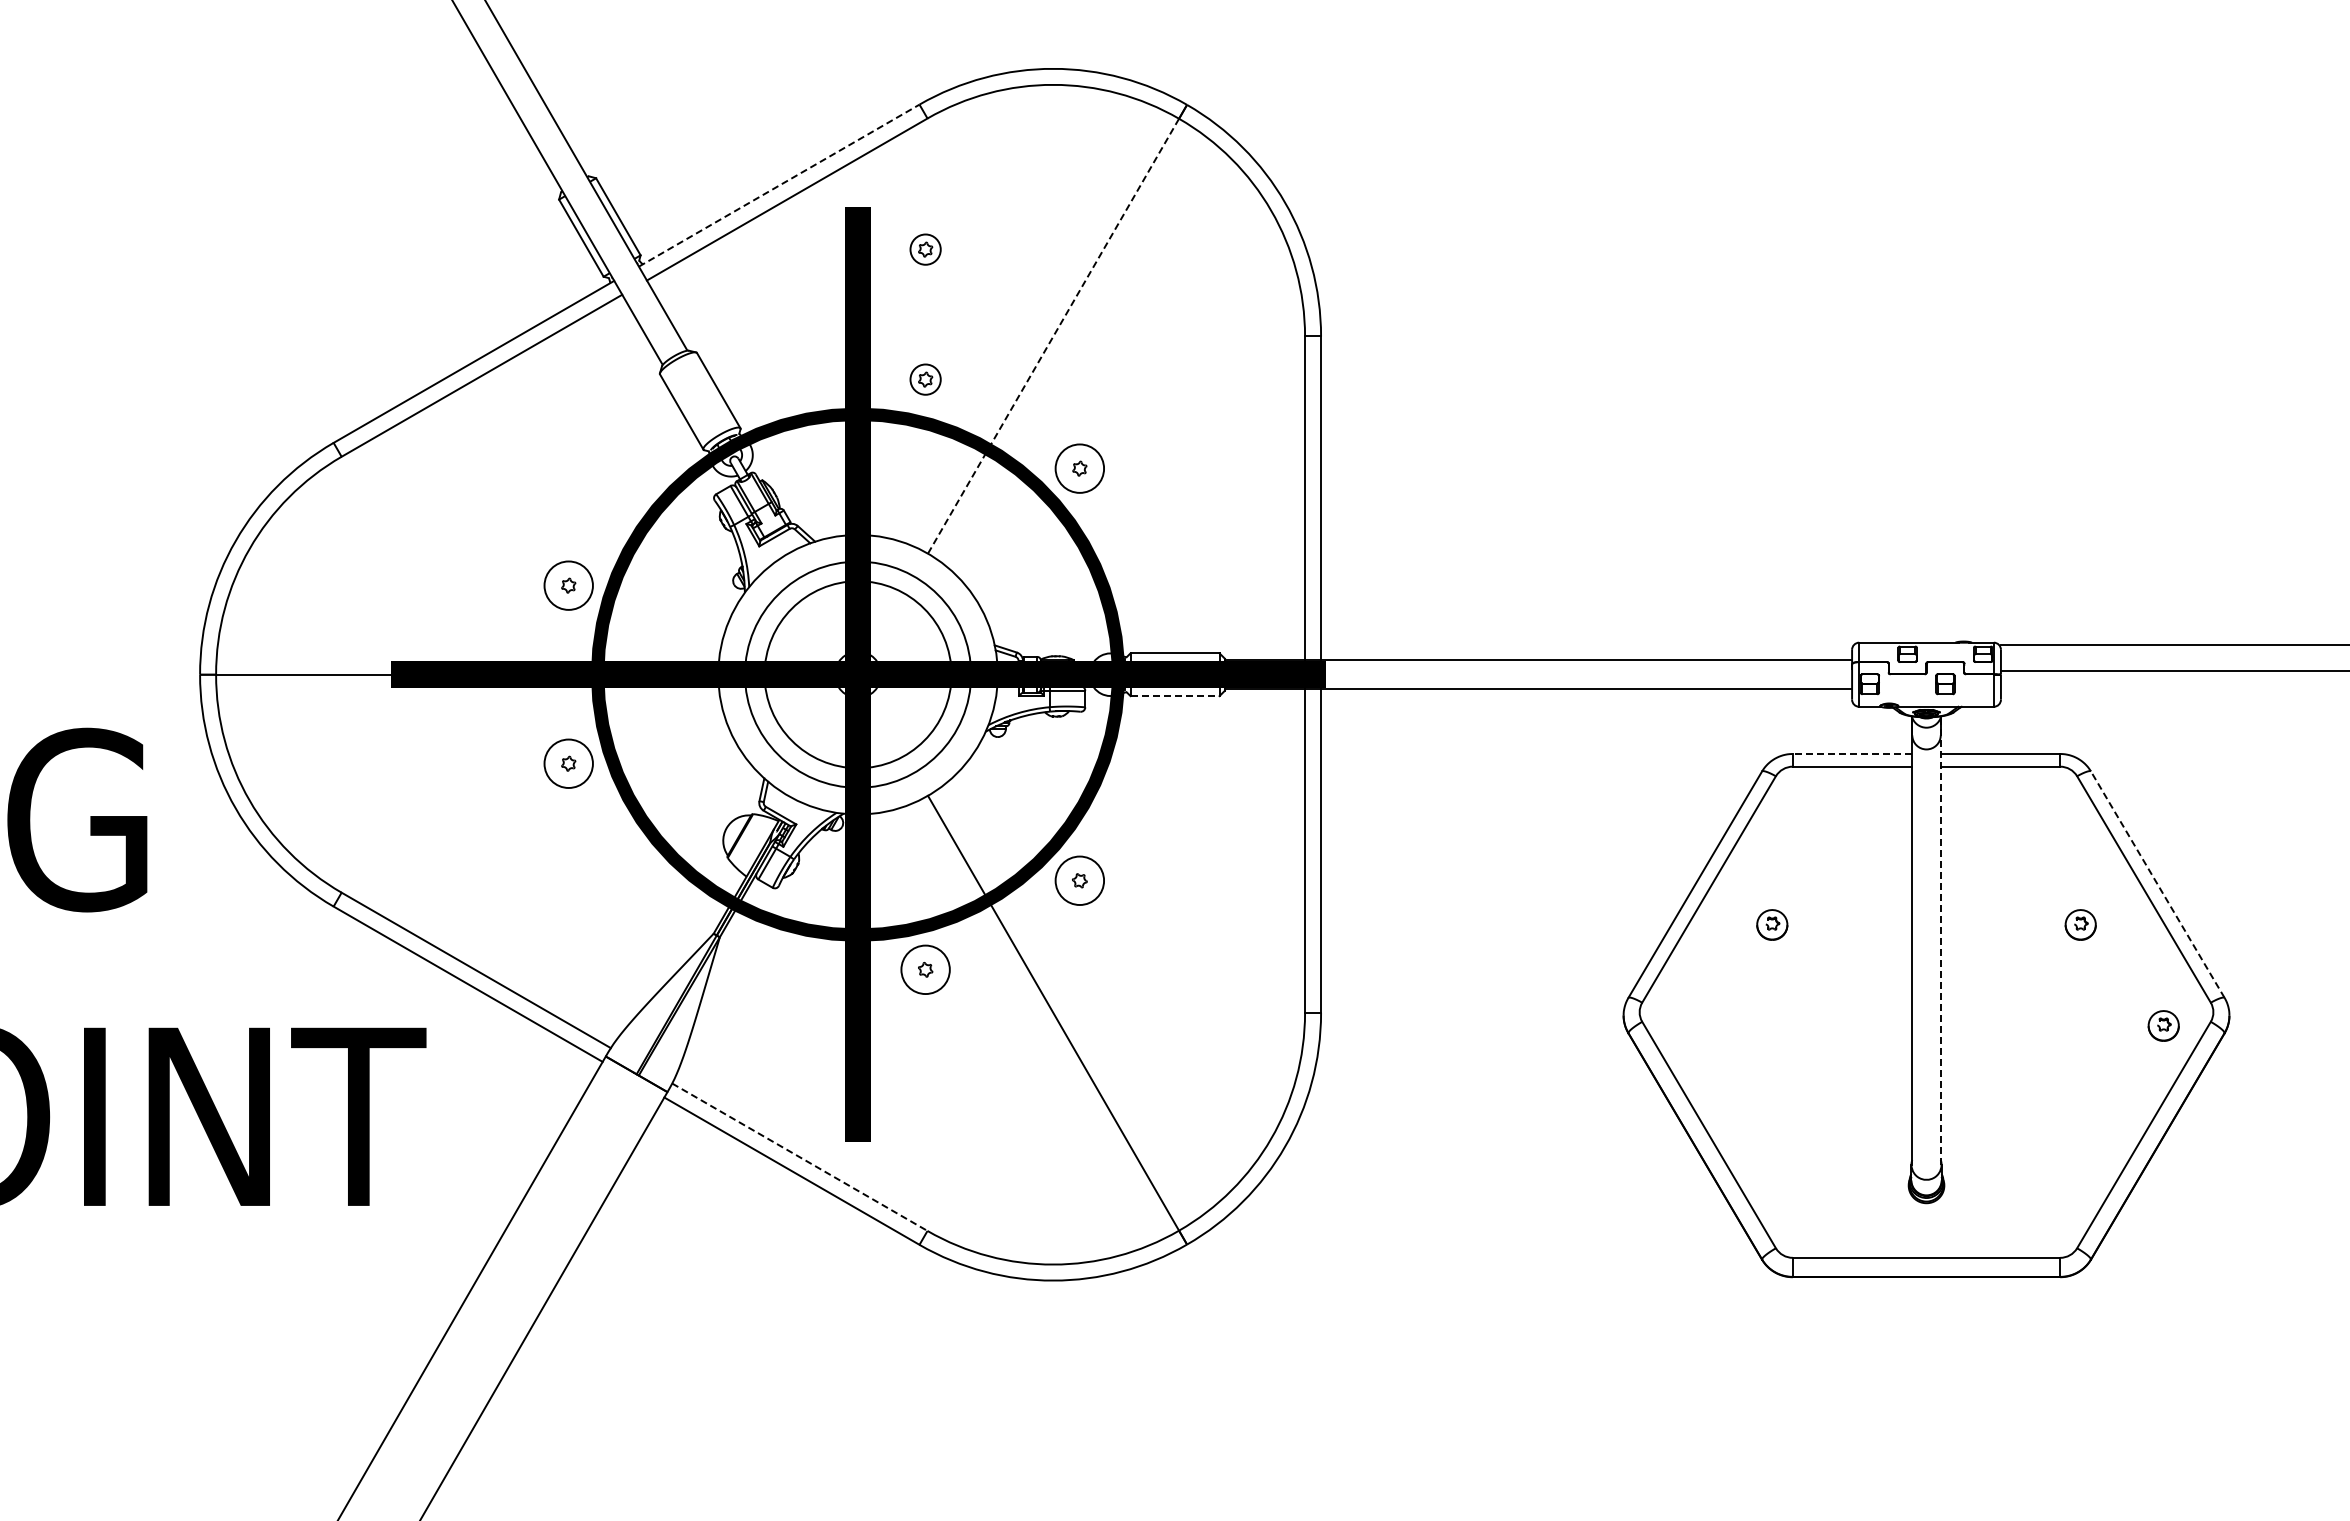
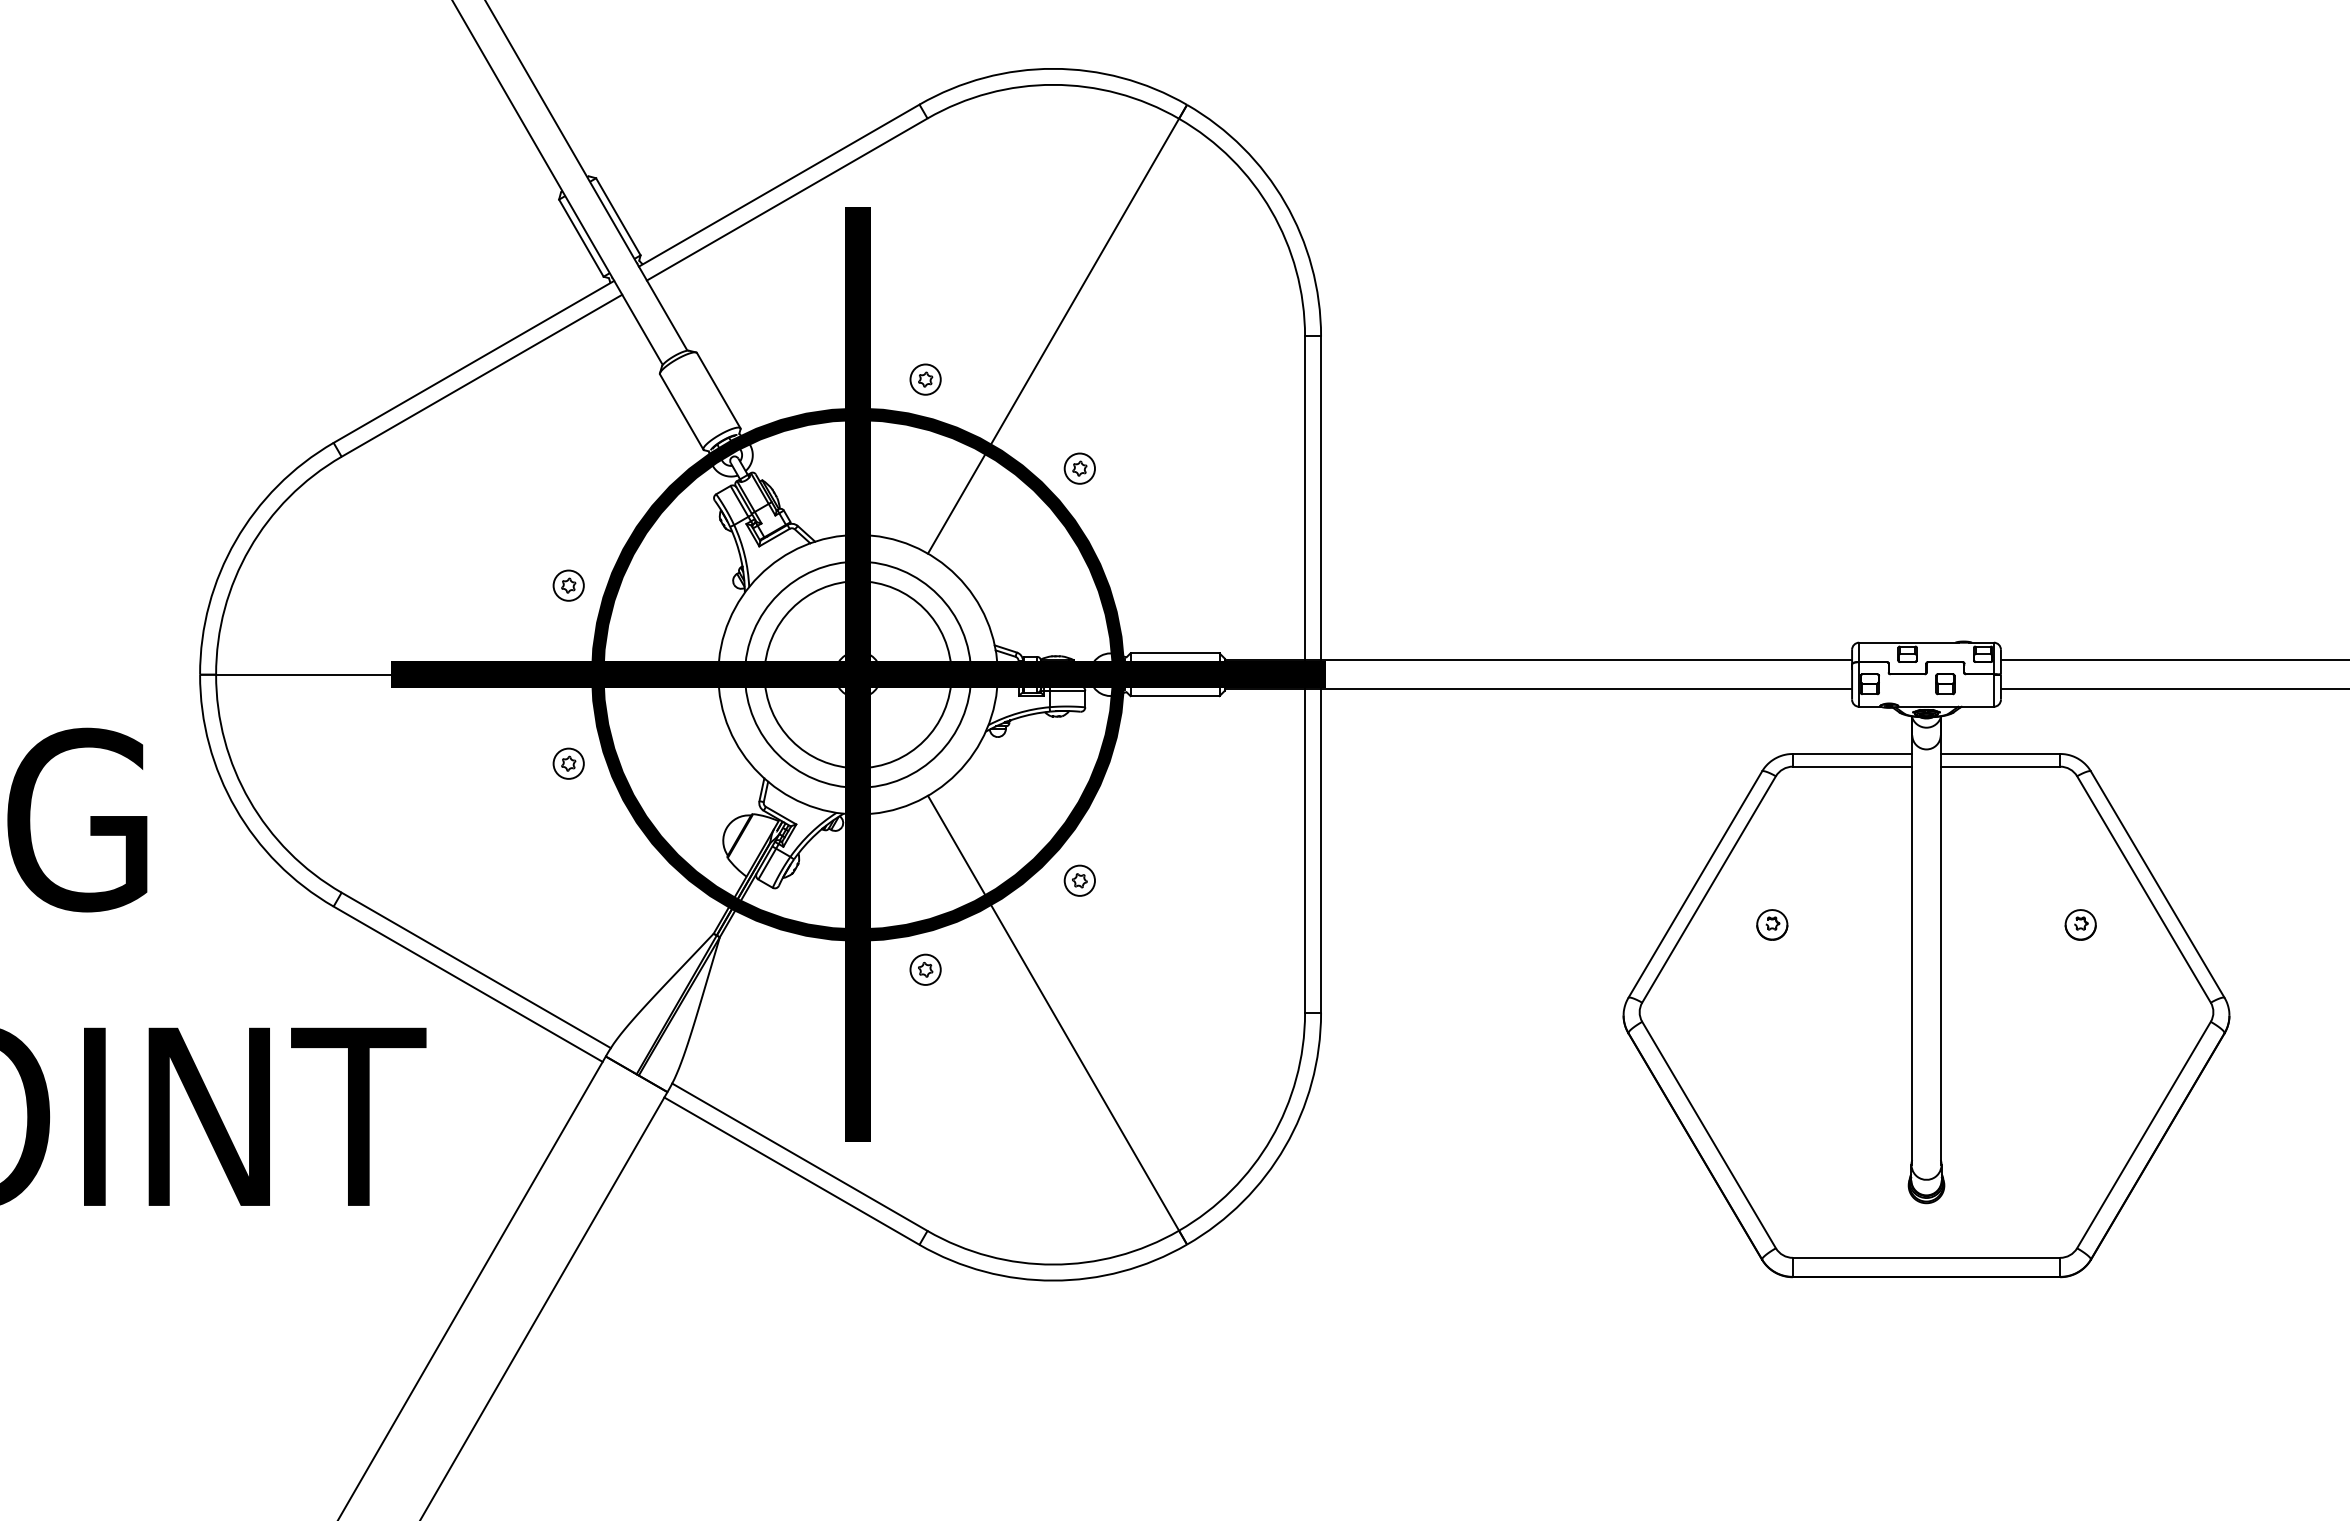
line: dashed -> solid (779, 185)
part: present -> none (925, 249)
line: dashed -> solid (1053, 336)
circle diameter: 48 px -> 30 px (1079, 468)
circle diameter: 48 px -> 30 px (568, 585)
line position: (2173, 645) -> (2173, 660) (2173, 660)
line position: (2173, 670) -> (2173, 688) (2173, 688)
line: dashed -> solid (1175, 696)
line: dashed -> solid (1852, 753)
circle diameter: 48 px -> 30 px (568, 763)
circle diameter: 48 px -> 30 px (1079, 880)
line: dashed -> solid (2157, 884)
line: dashed -> solid (1940, 941)
circle diameter: 48 px -> 30 px (925, 969)
part: present -> none (2163, 1025)
line: dashed -> solid (800, 1157)
